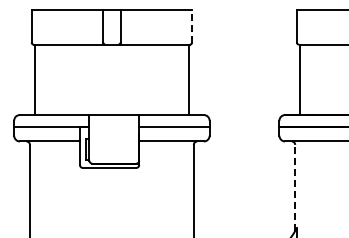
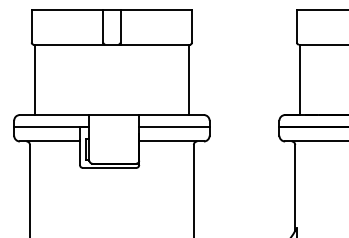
line: dashed -> solid (192, 25)
line: dashed -> solid (295, 187)
